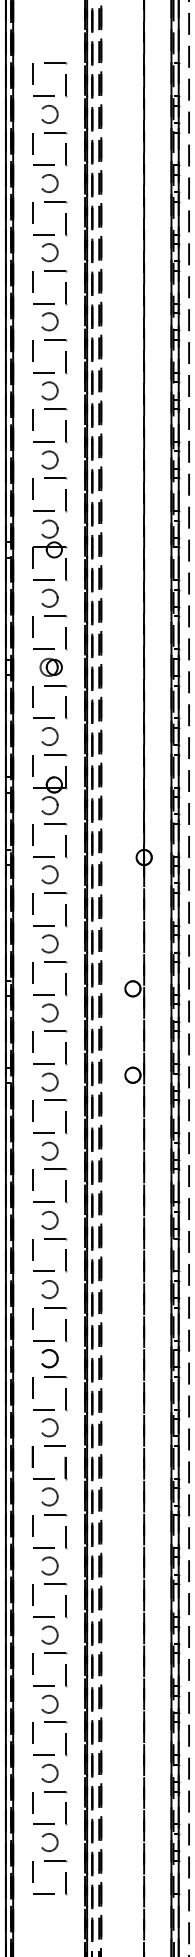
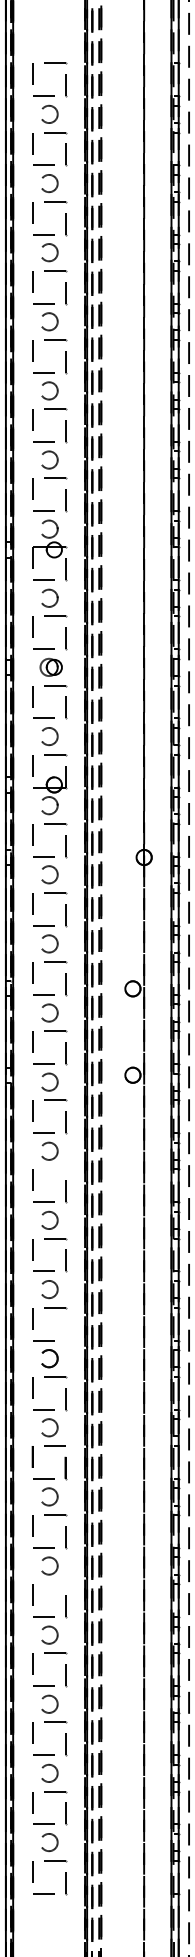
line: present -> none (55, 1169)
line: present -> none (66, 1330)
line: present -> none (55, 1584)
